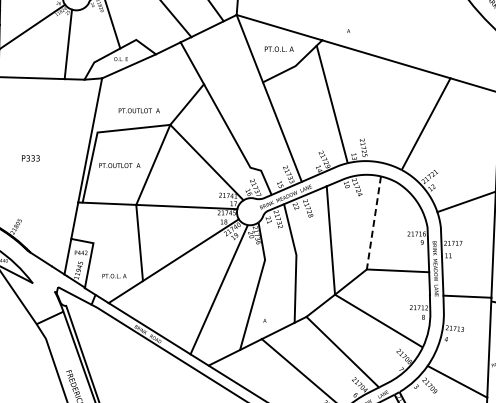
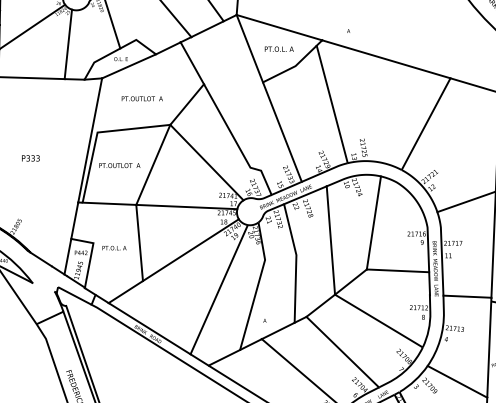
text position: (138, 110) -> (141, 98) (141, 98)
line: dashed -> solid (373, 223)
text position: (114, 276) -> (114, 248) (114, 248)
